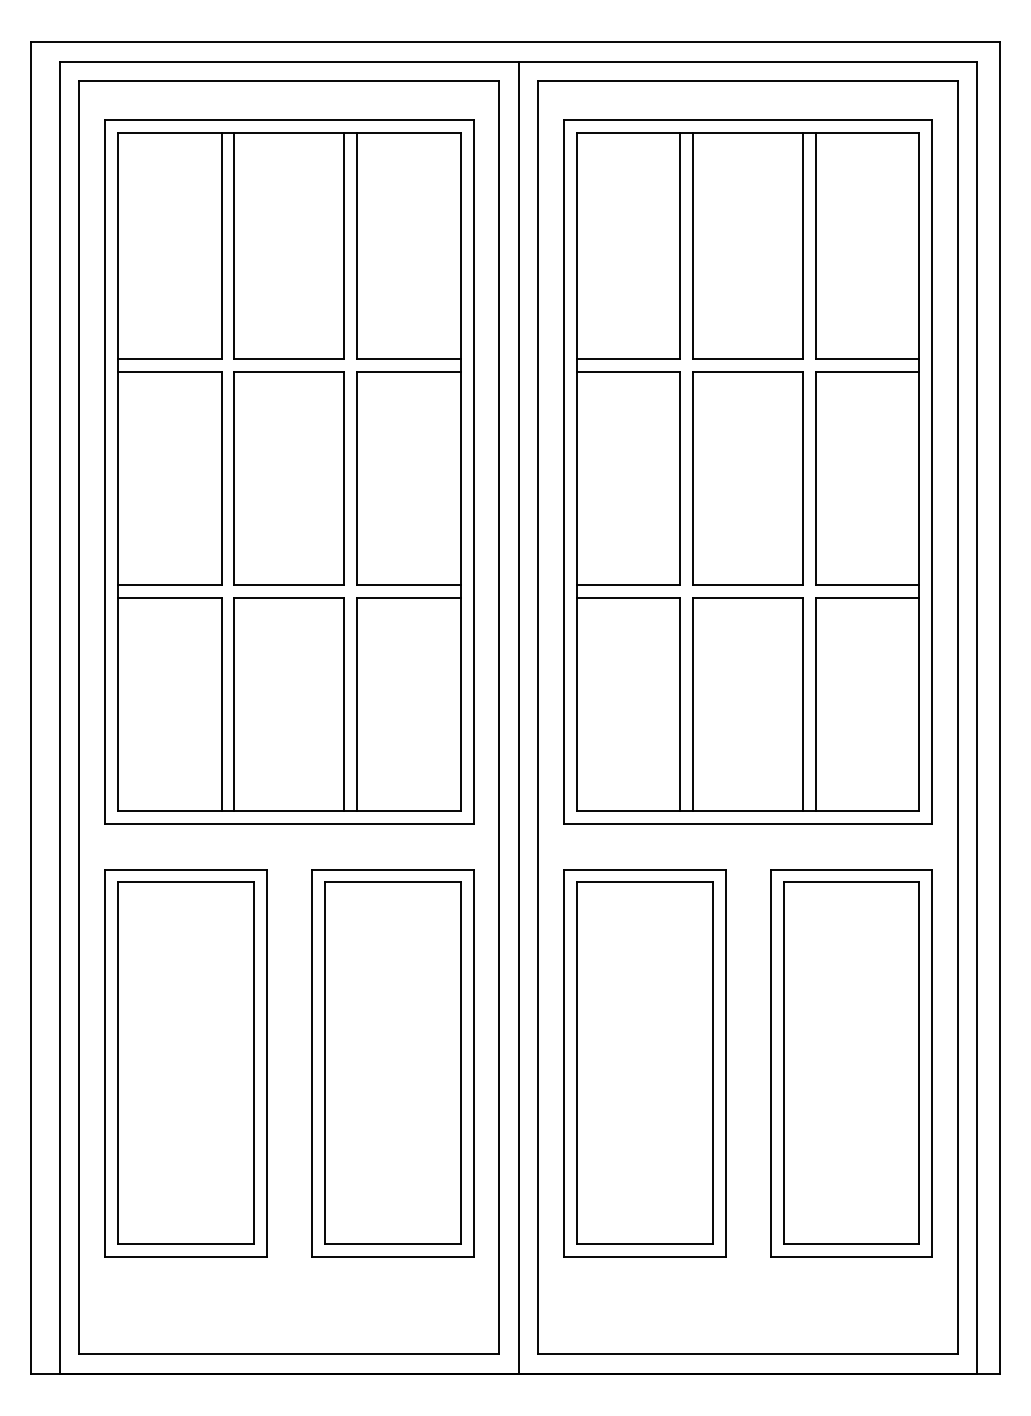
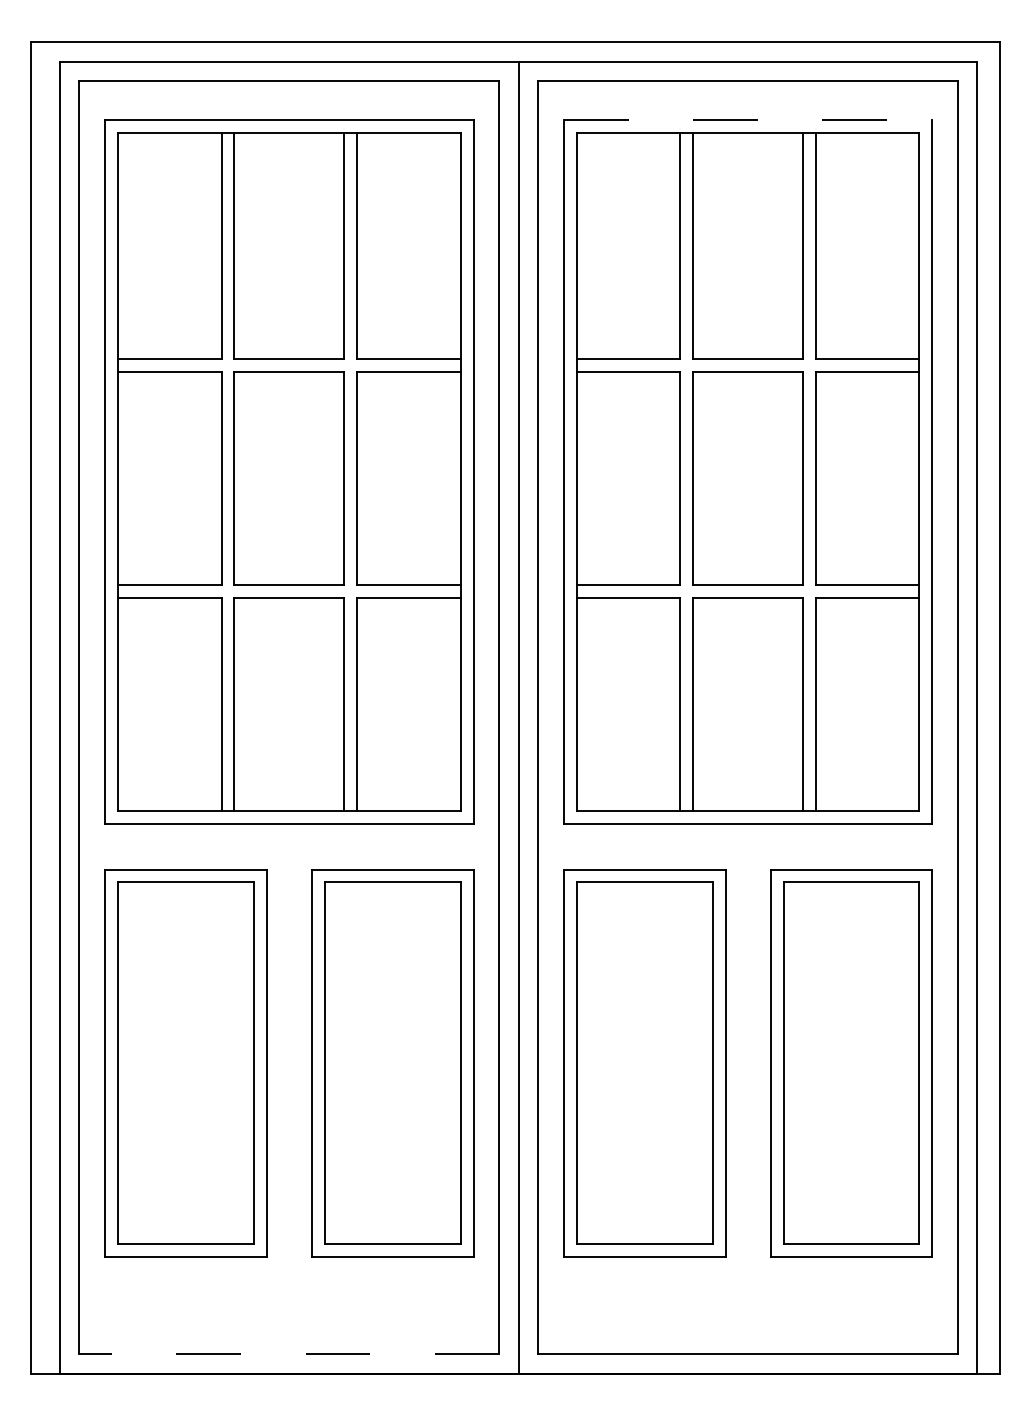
line: solid -> dashed (748, 120)
line: solid -> dashed (289, 1354)
